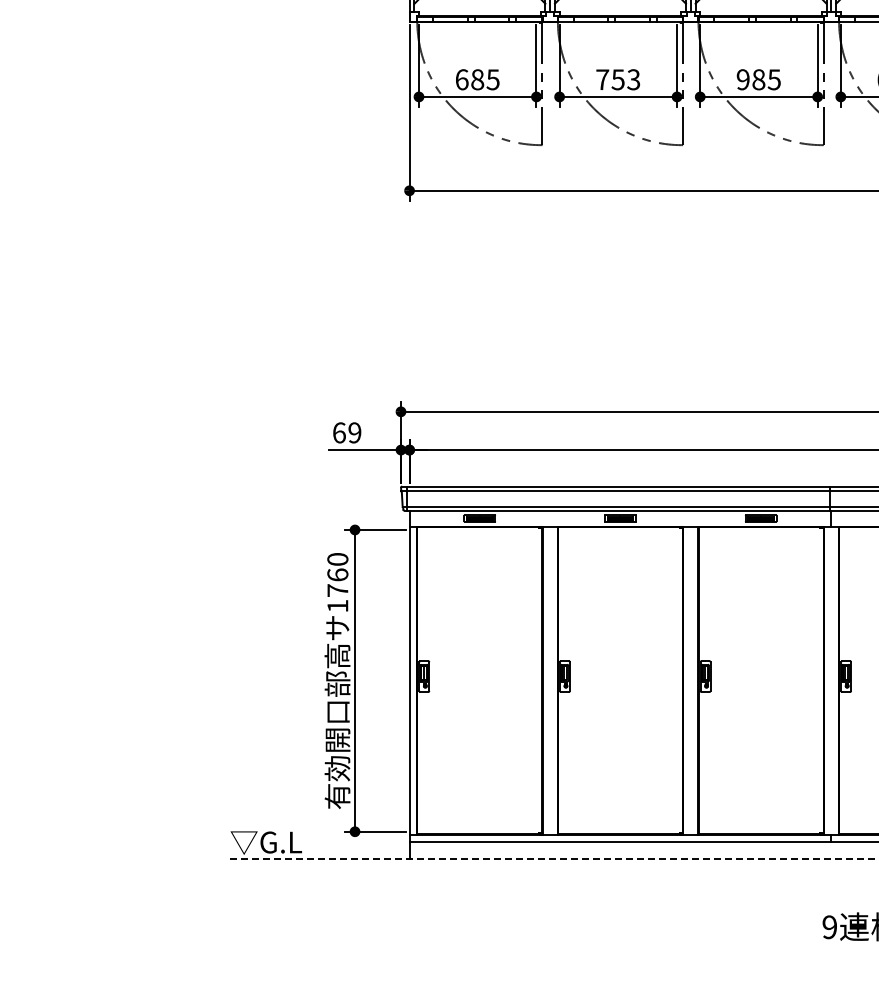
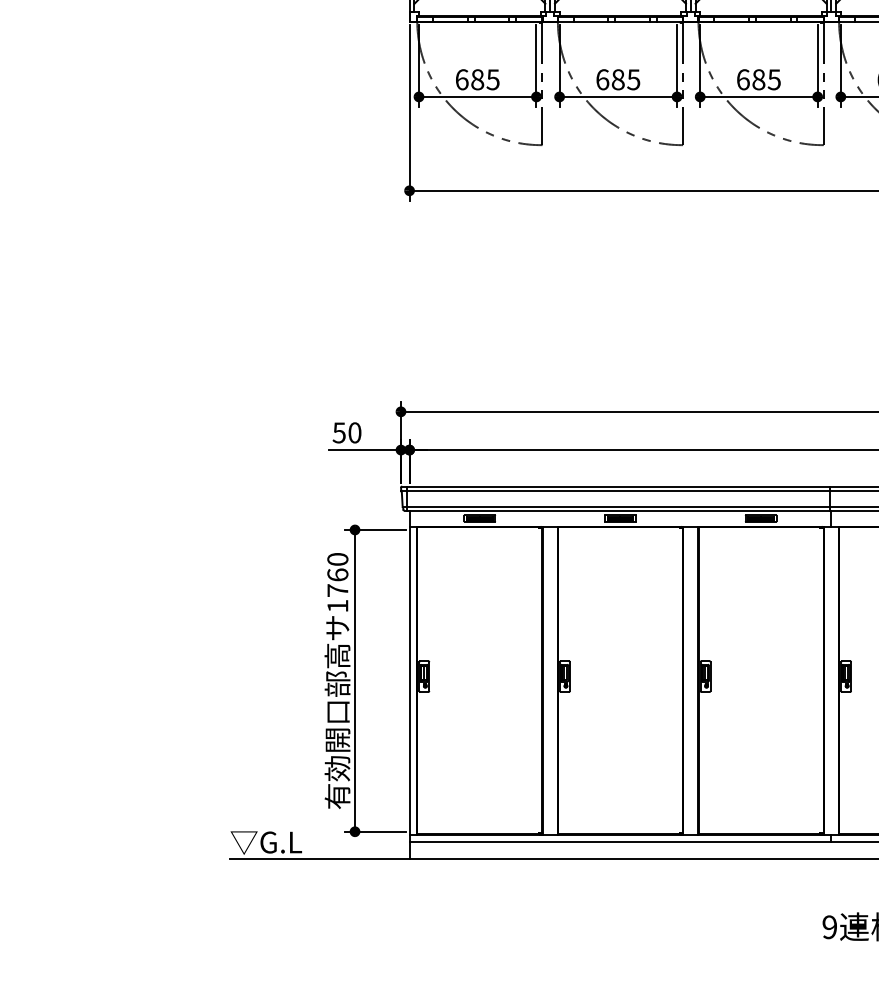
text: 753 -> 685 (618, 79)
text: 985 -> 685 (742, 79)
text: 69 -> 50 (346, 432)
line: dashed -> solid (554, 859)
